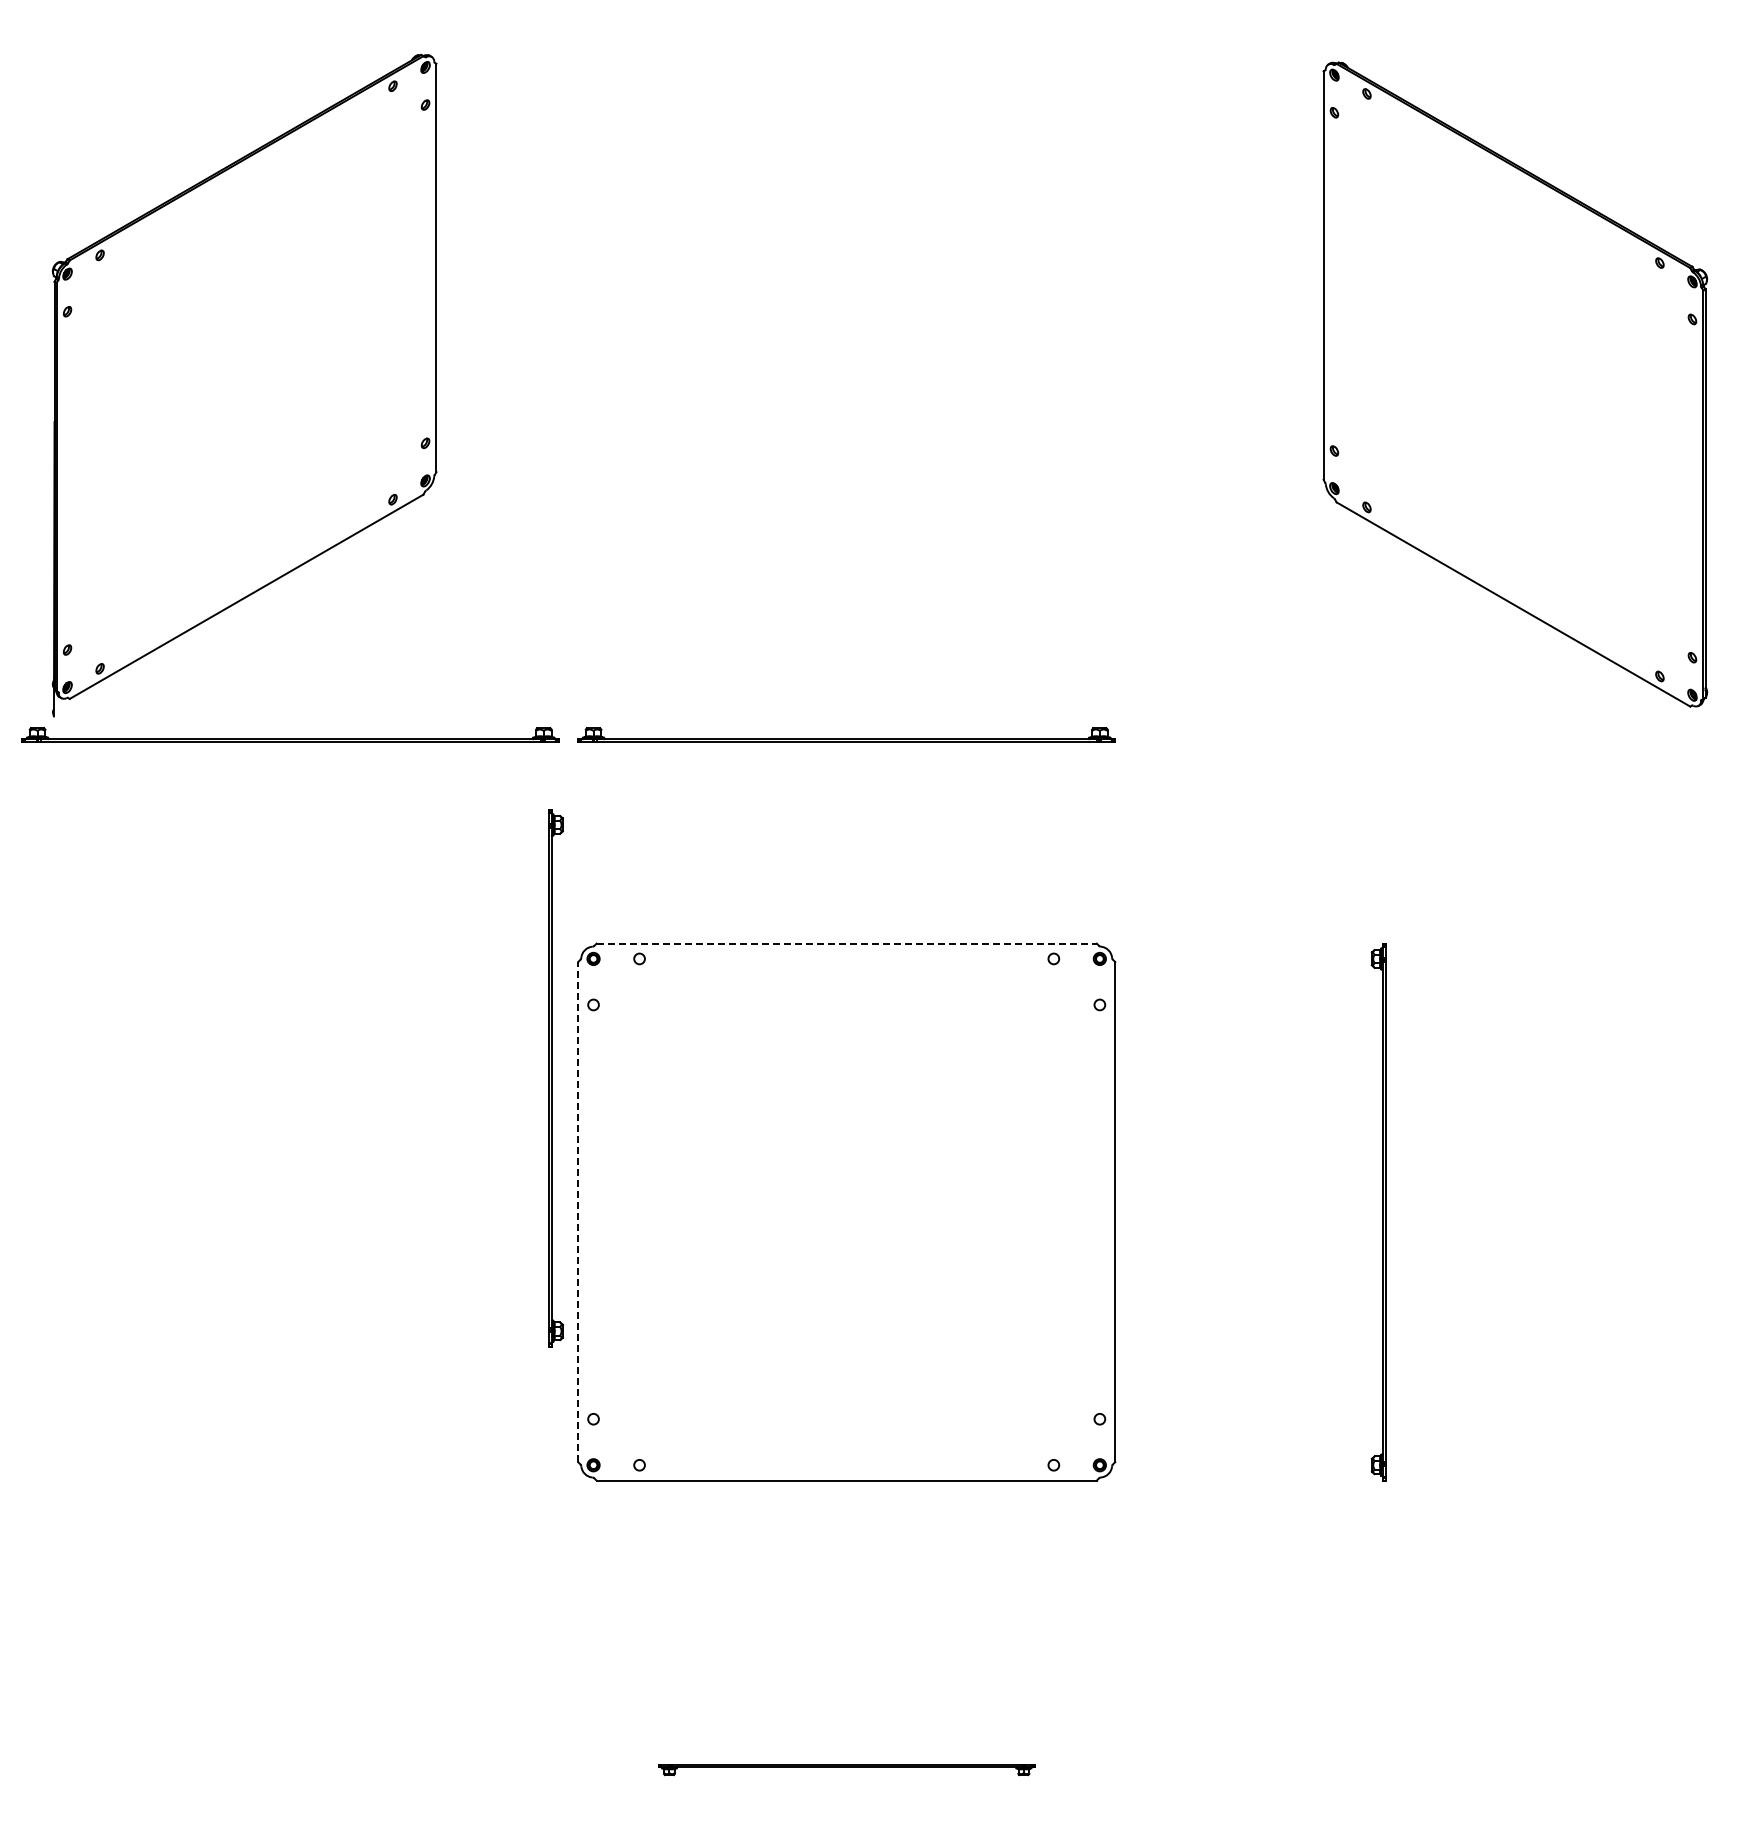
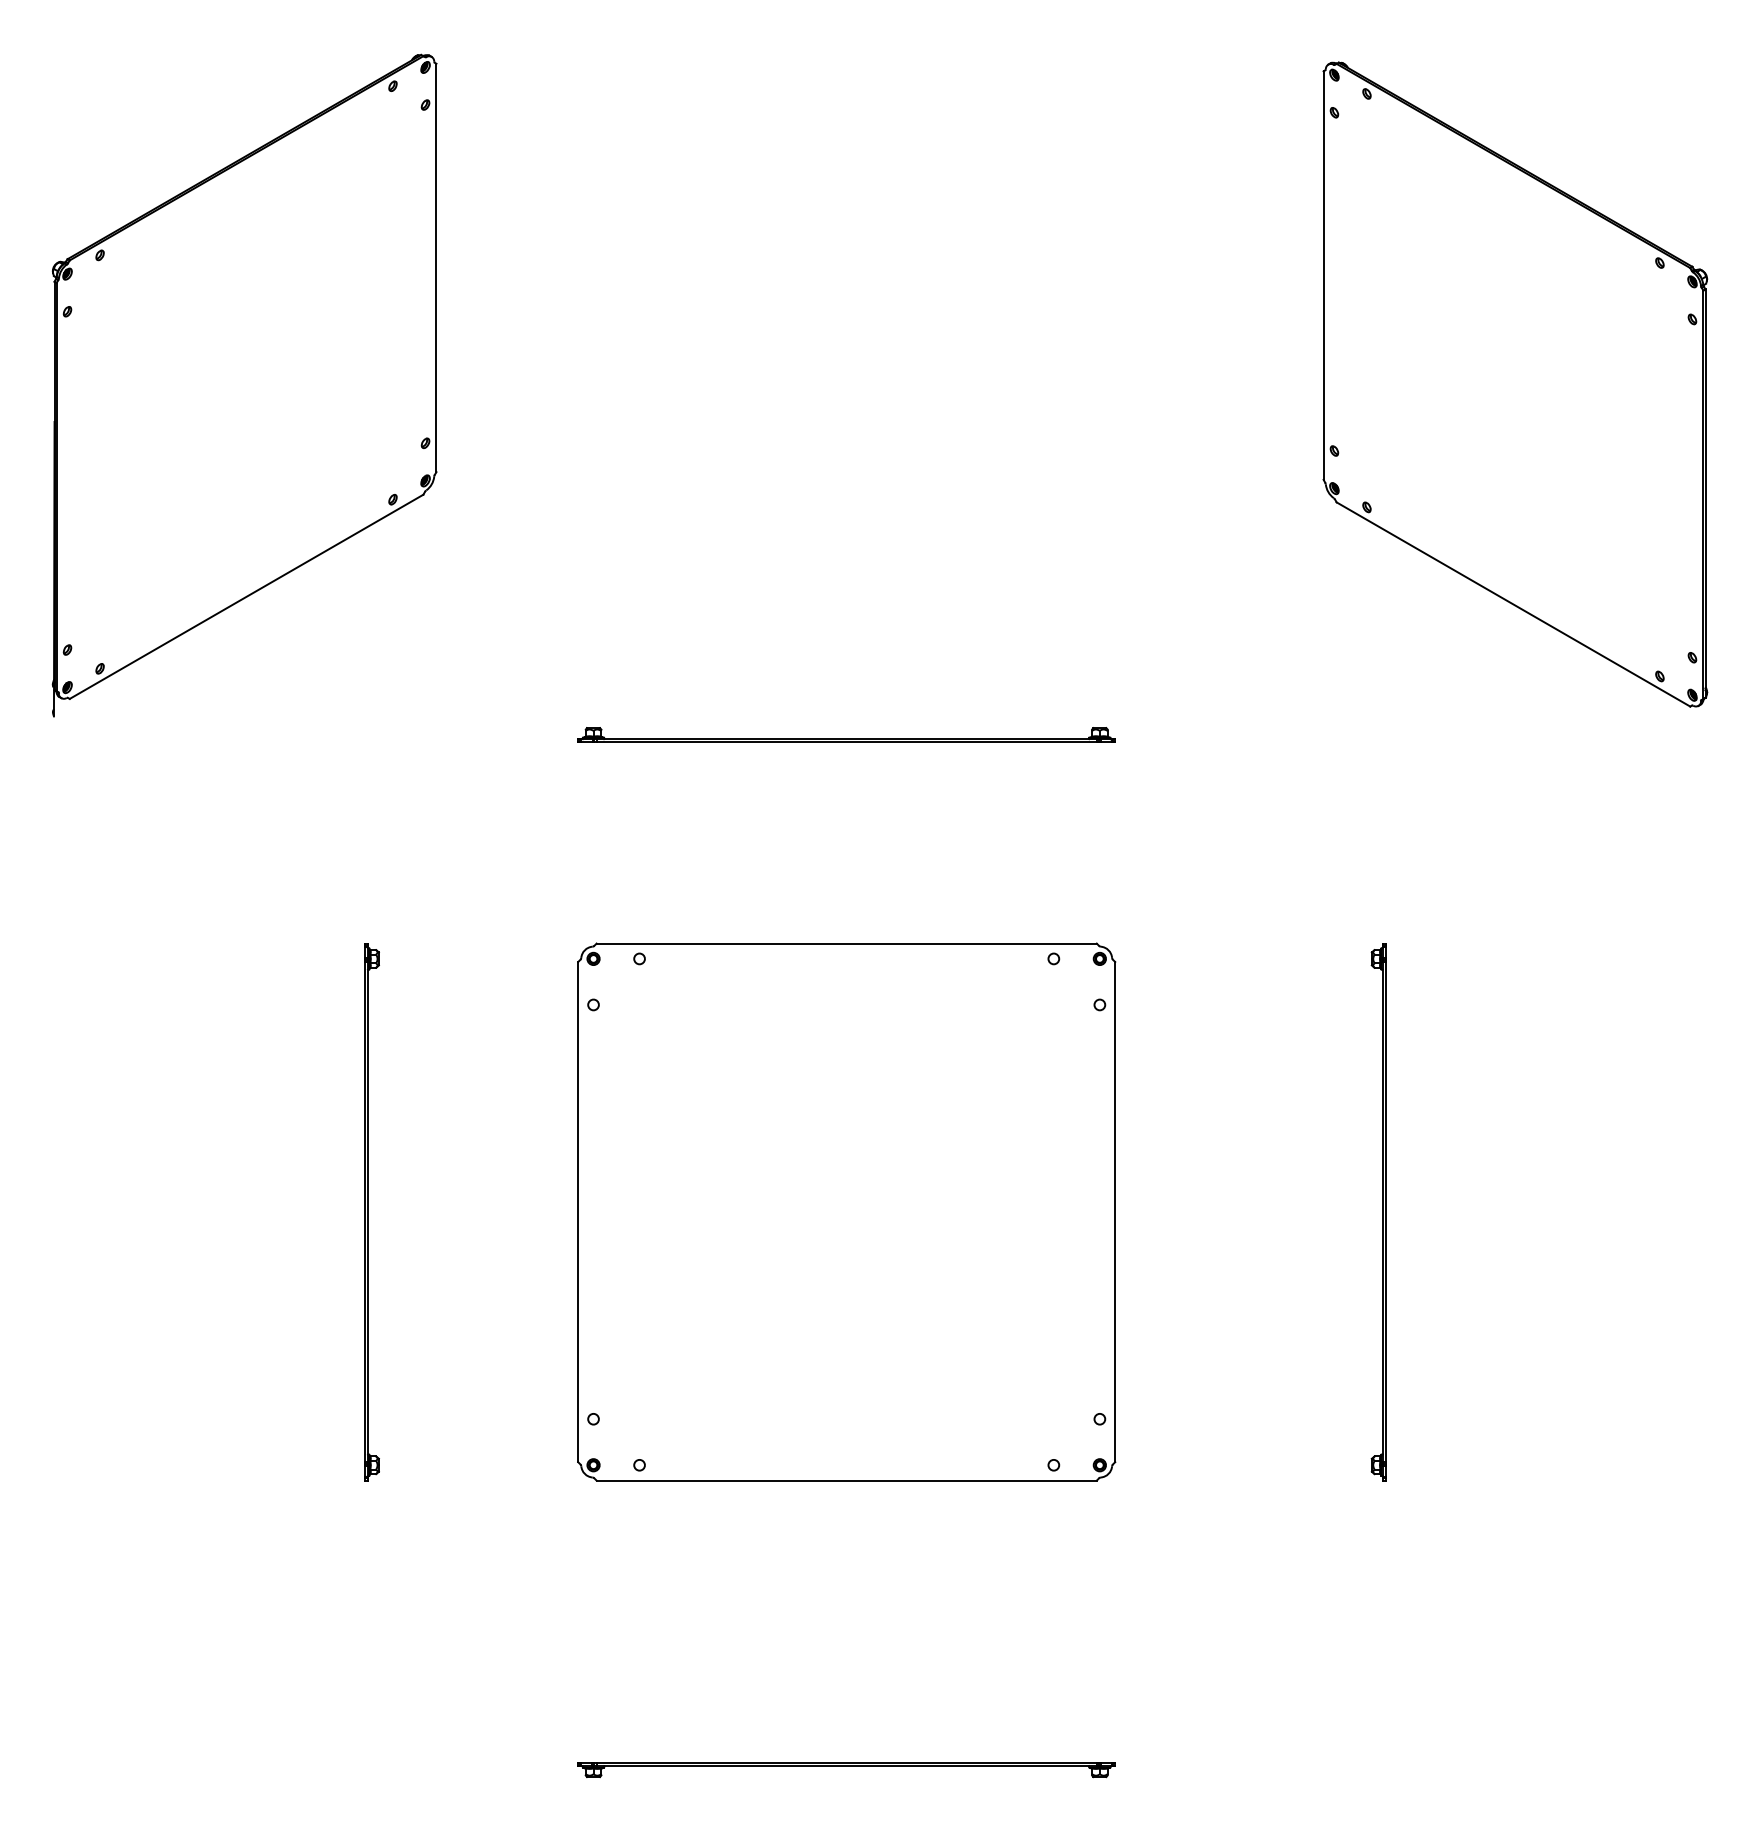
part: present -> none (290, 734)
line: dashed -> solid (847, 943)
part position: (555, 1078) -> (371, 1212) (371, 1212)
line: dashed -> solid (578, 1211)
part size: 378x13 px -> 539x17 px (846, 1770)
